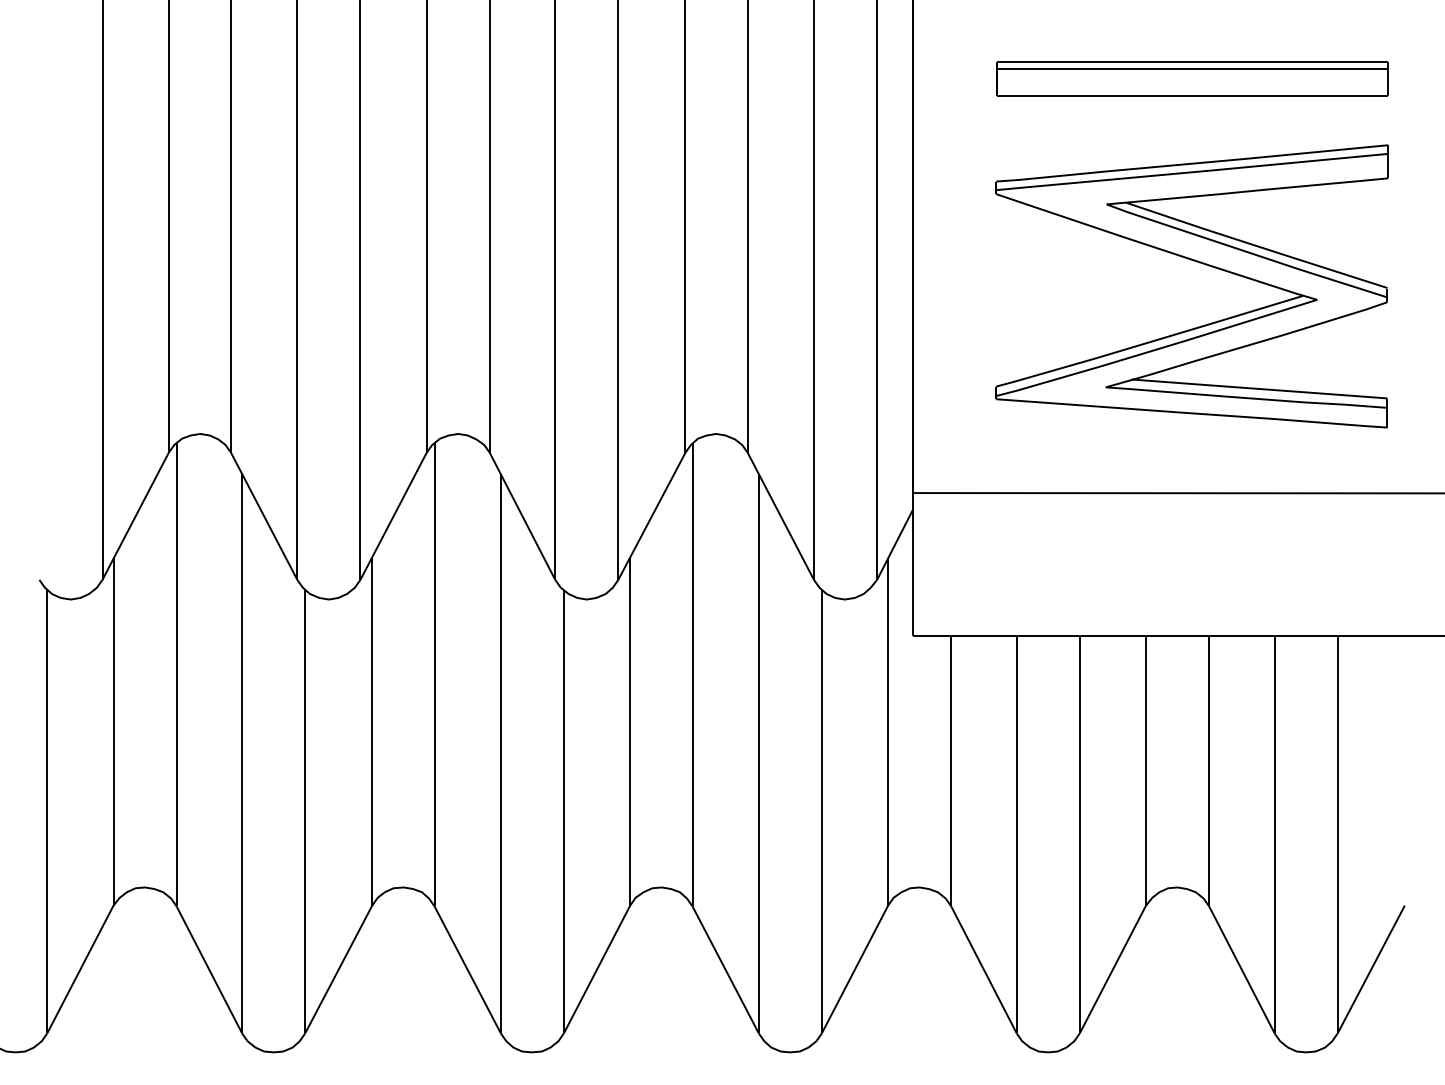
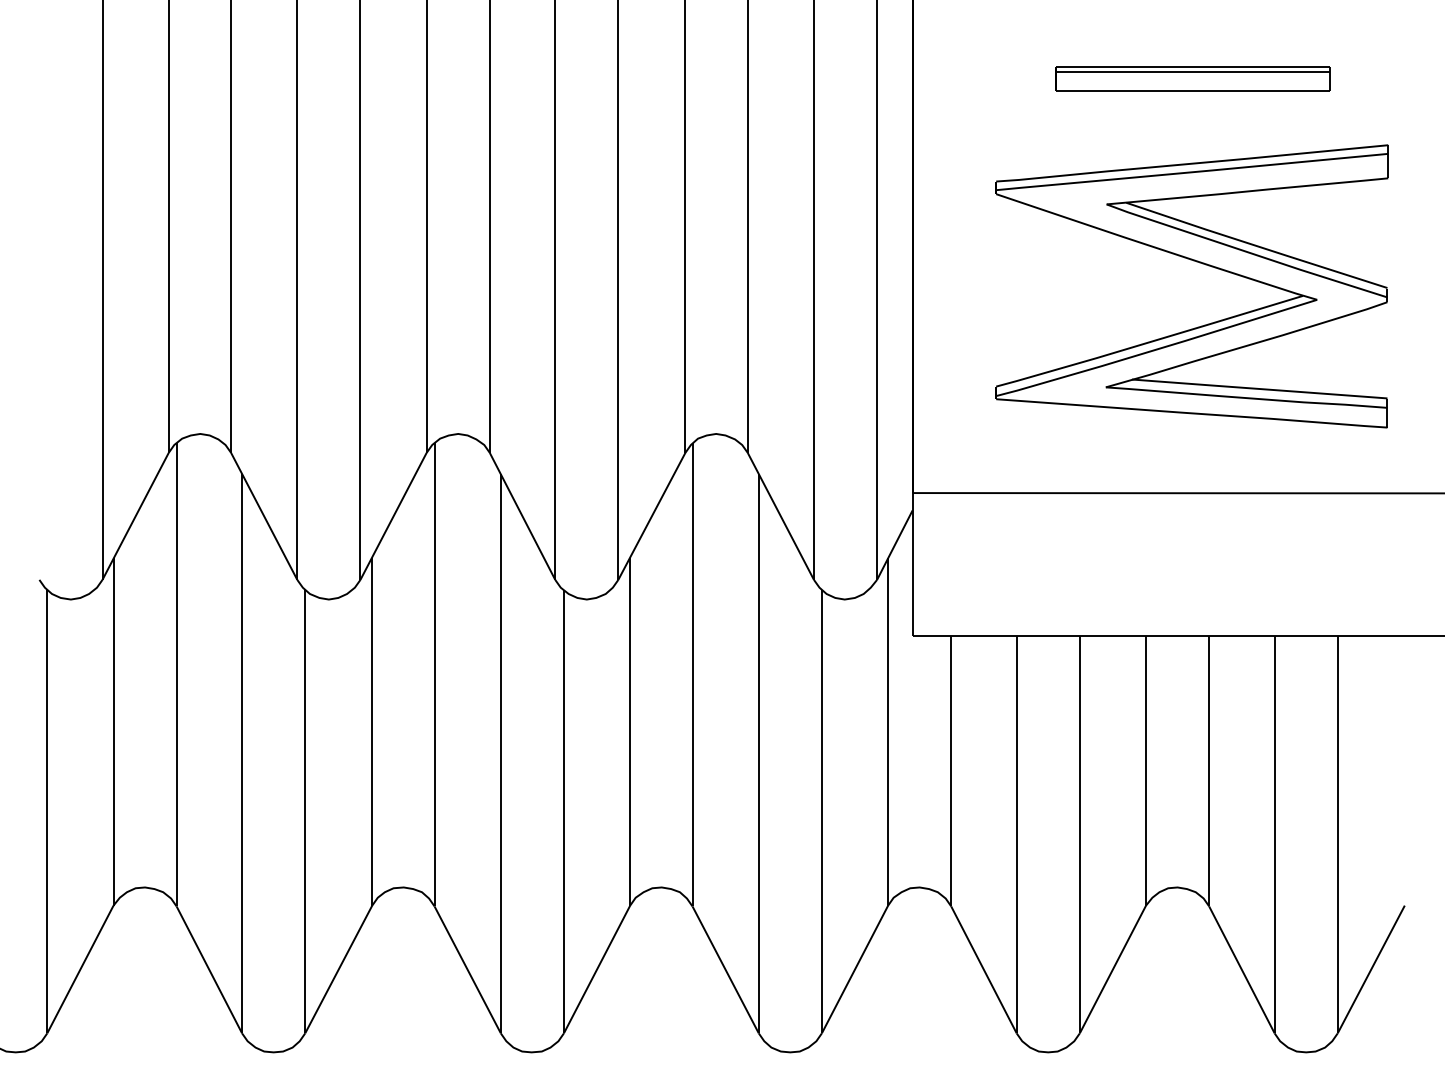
part size: 393x36 px -> 276x26 px (1192, 78)
